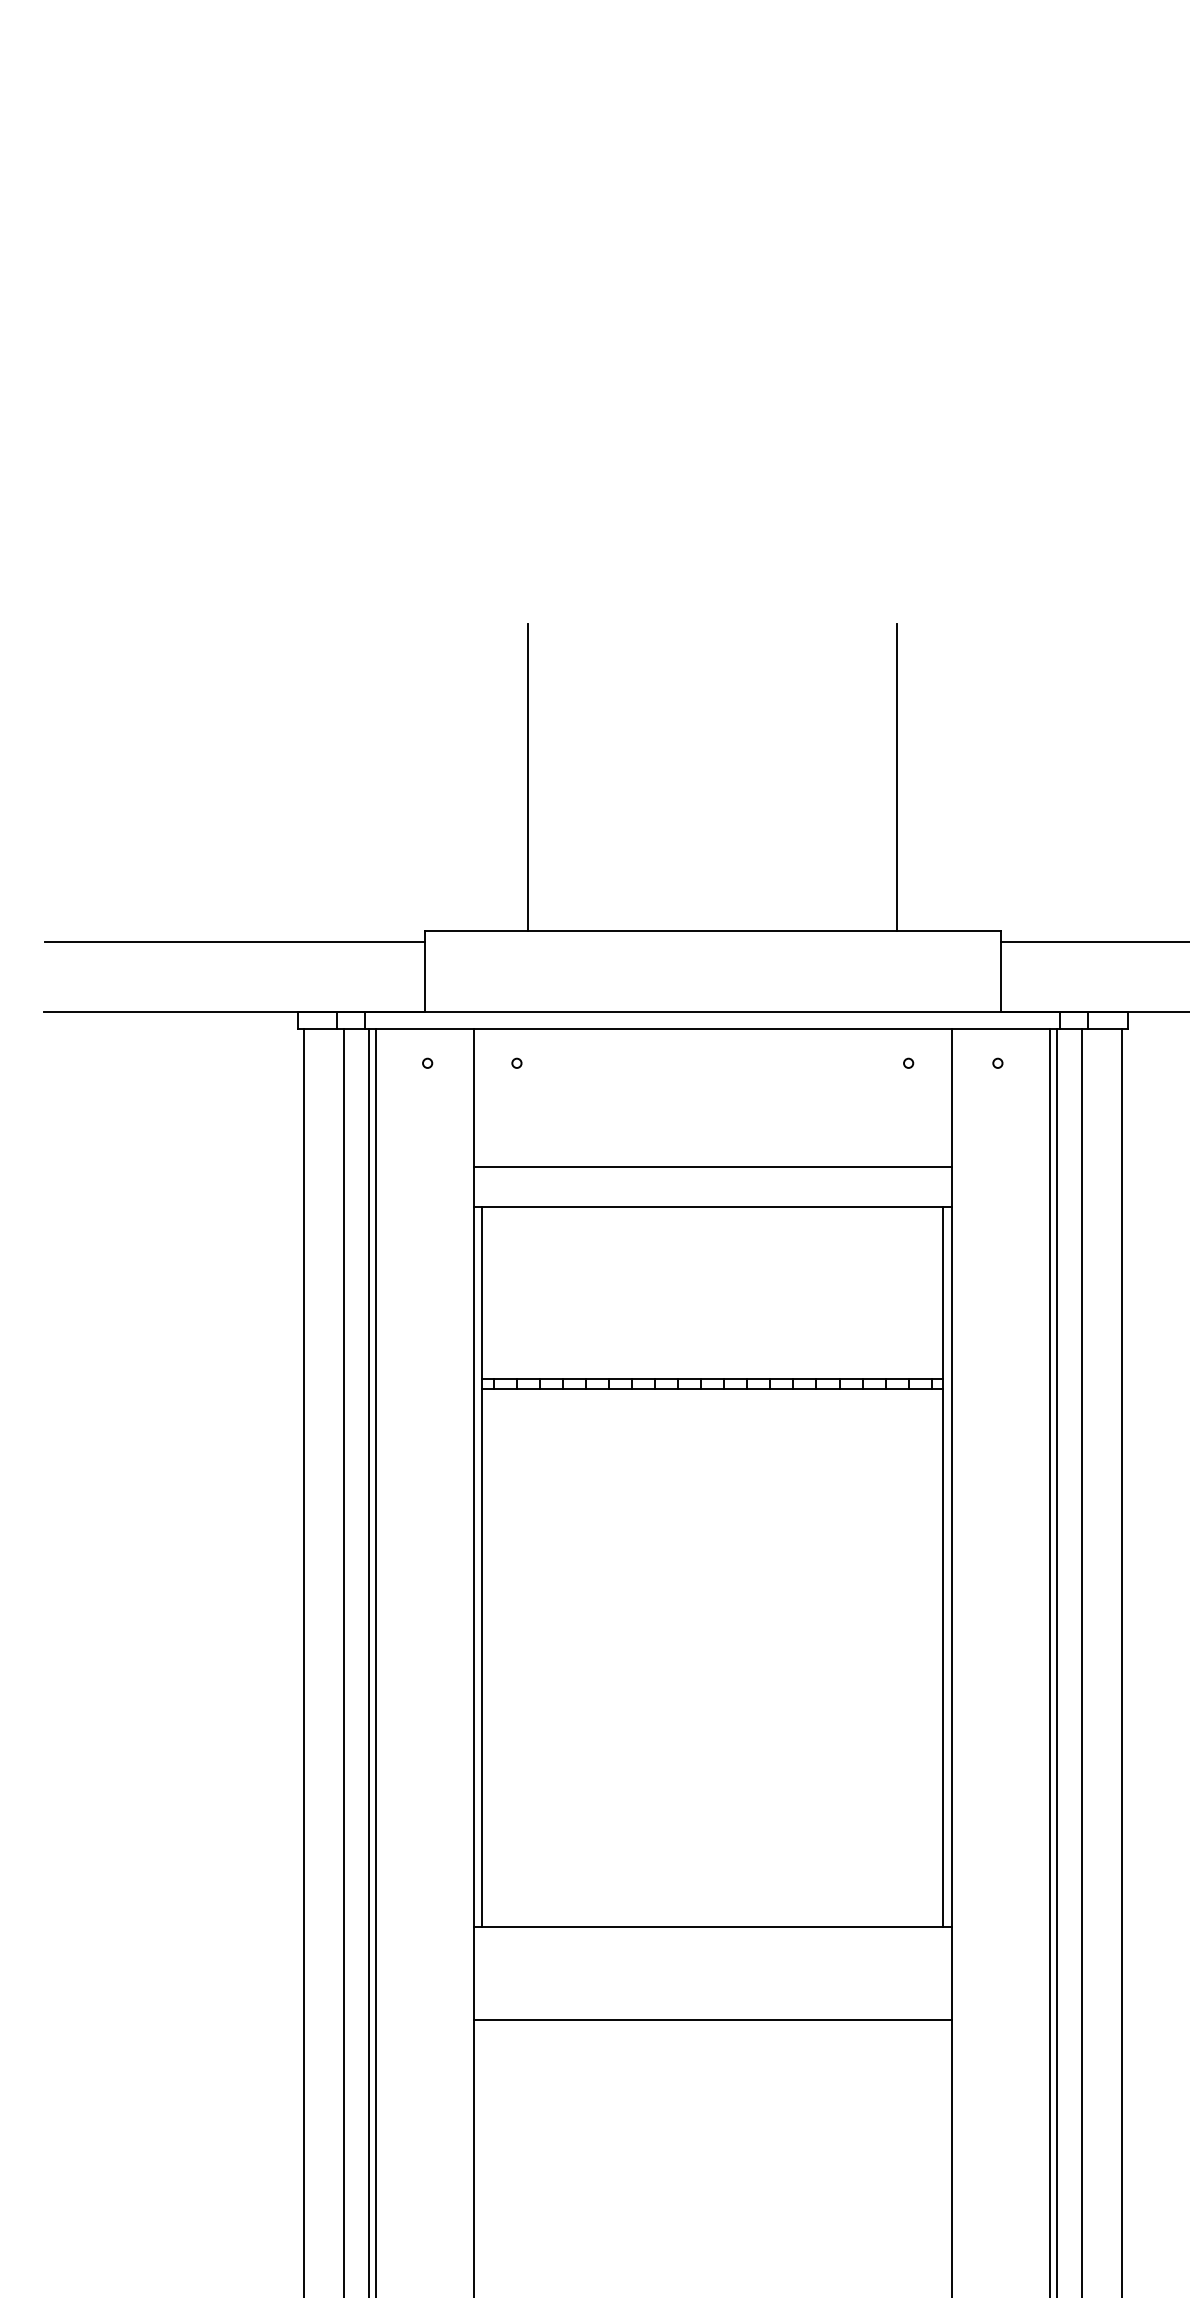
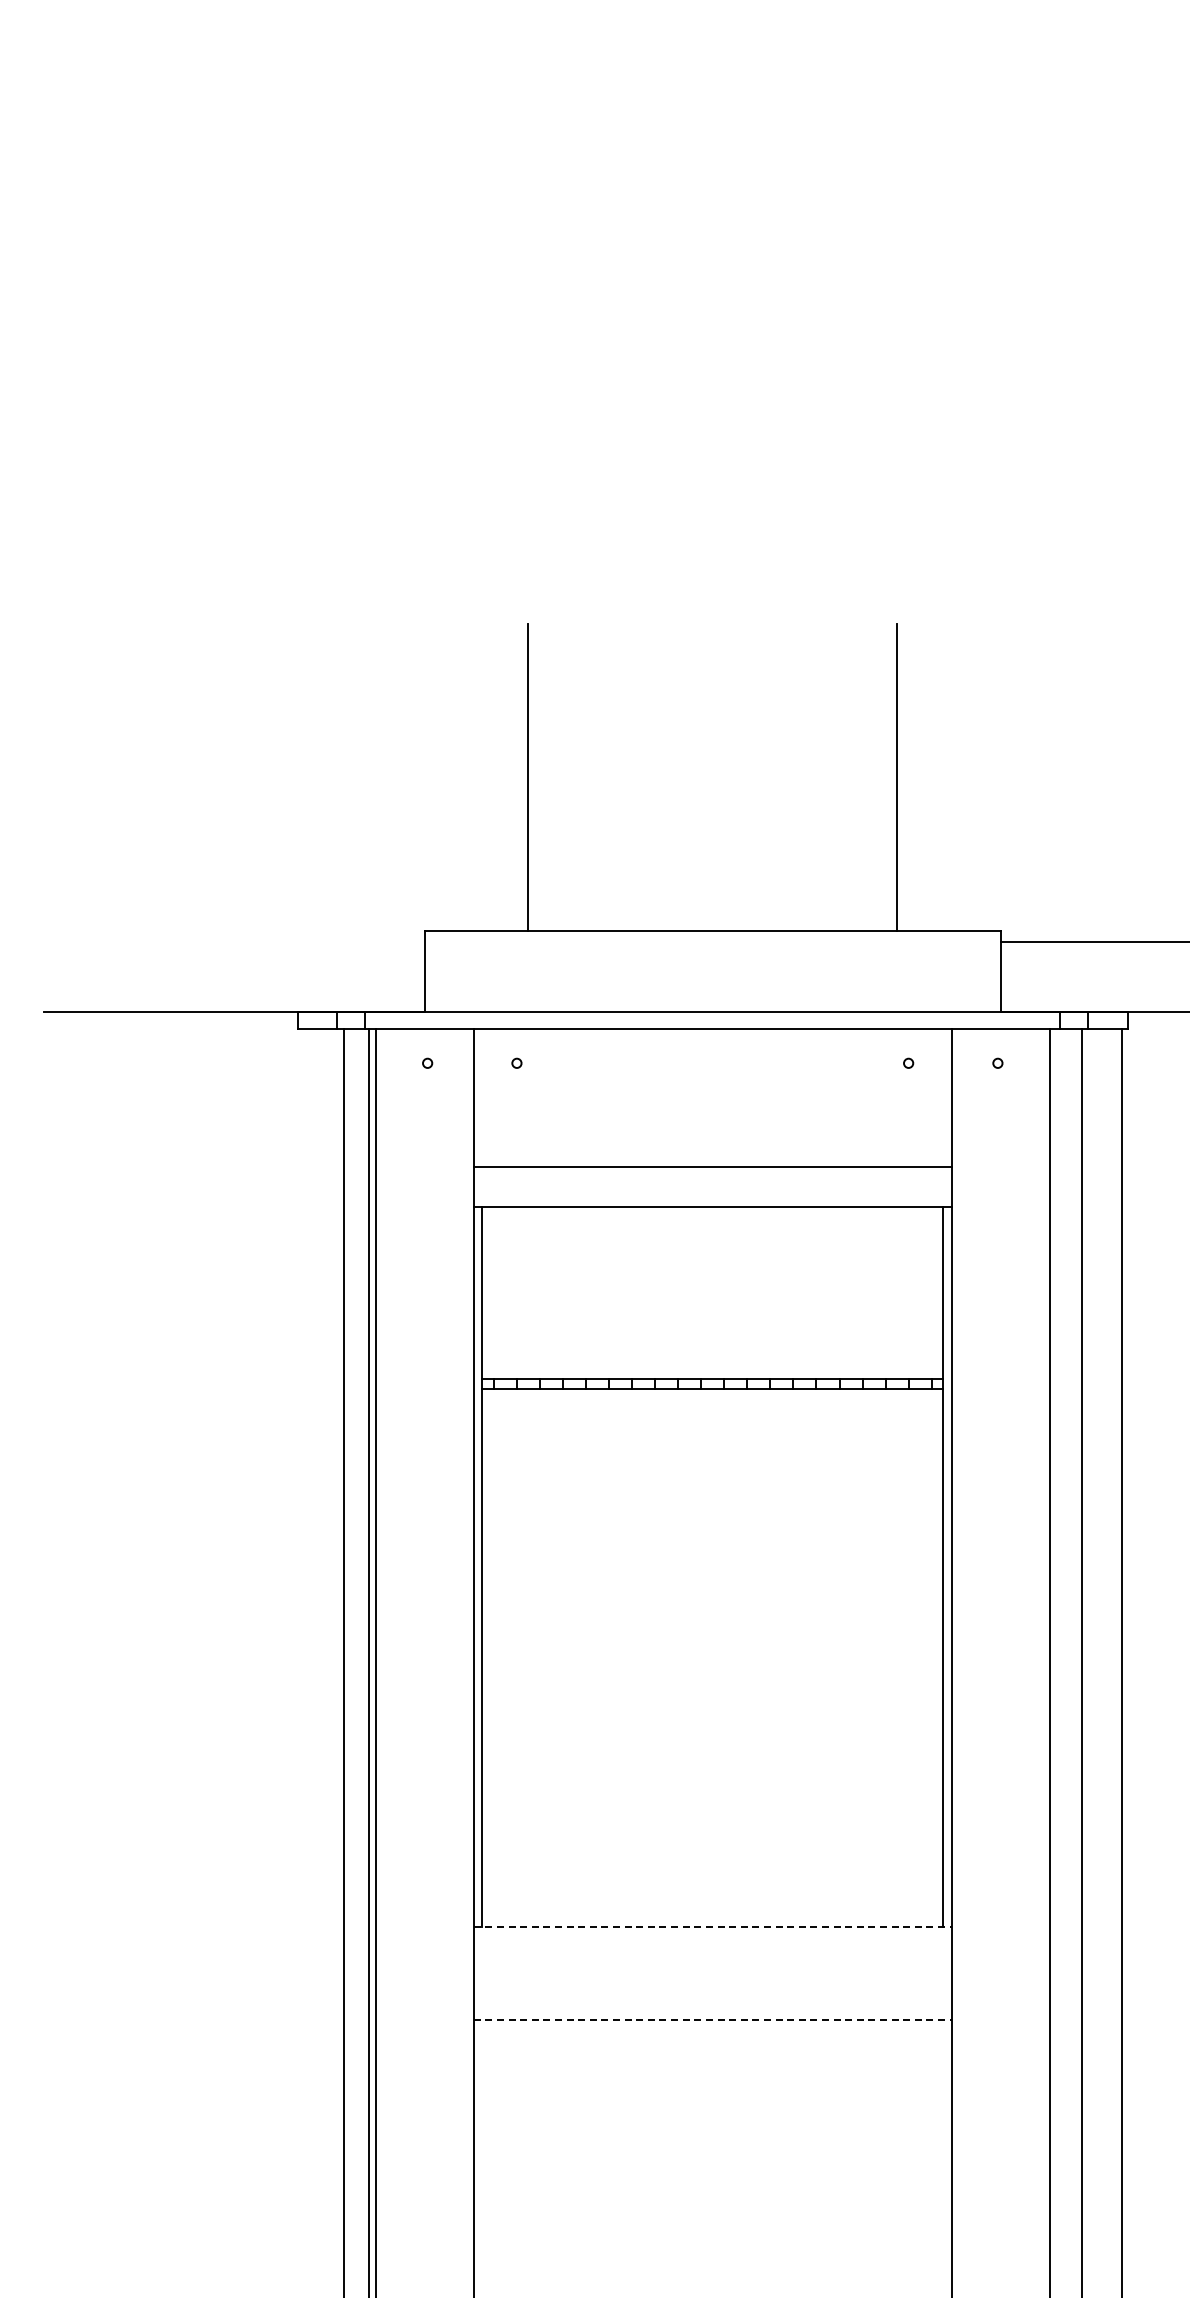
line: present -> none (234, 942)
line: present -> none (303, 1661)
line: present -> none (1056, 1661)
line: solid -> dashed (713, 1927)
line: solid -> dashed (713, 2019)
